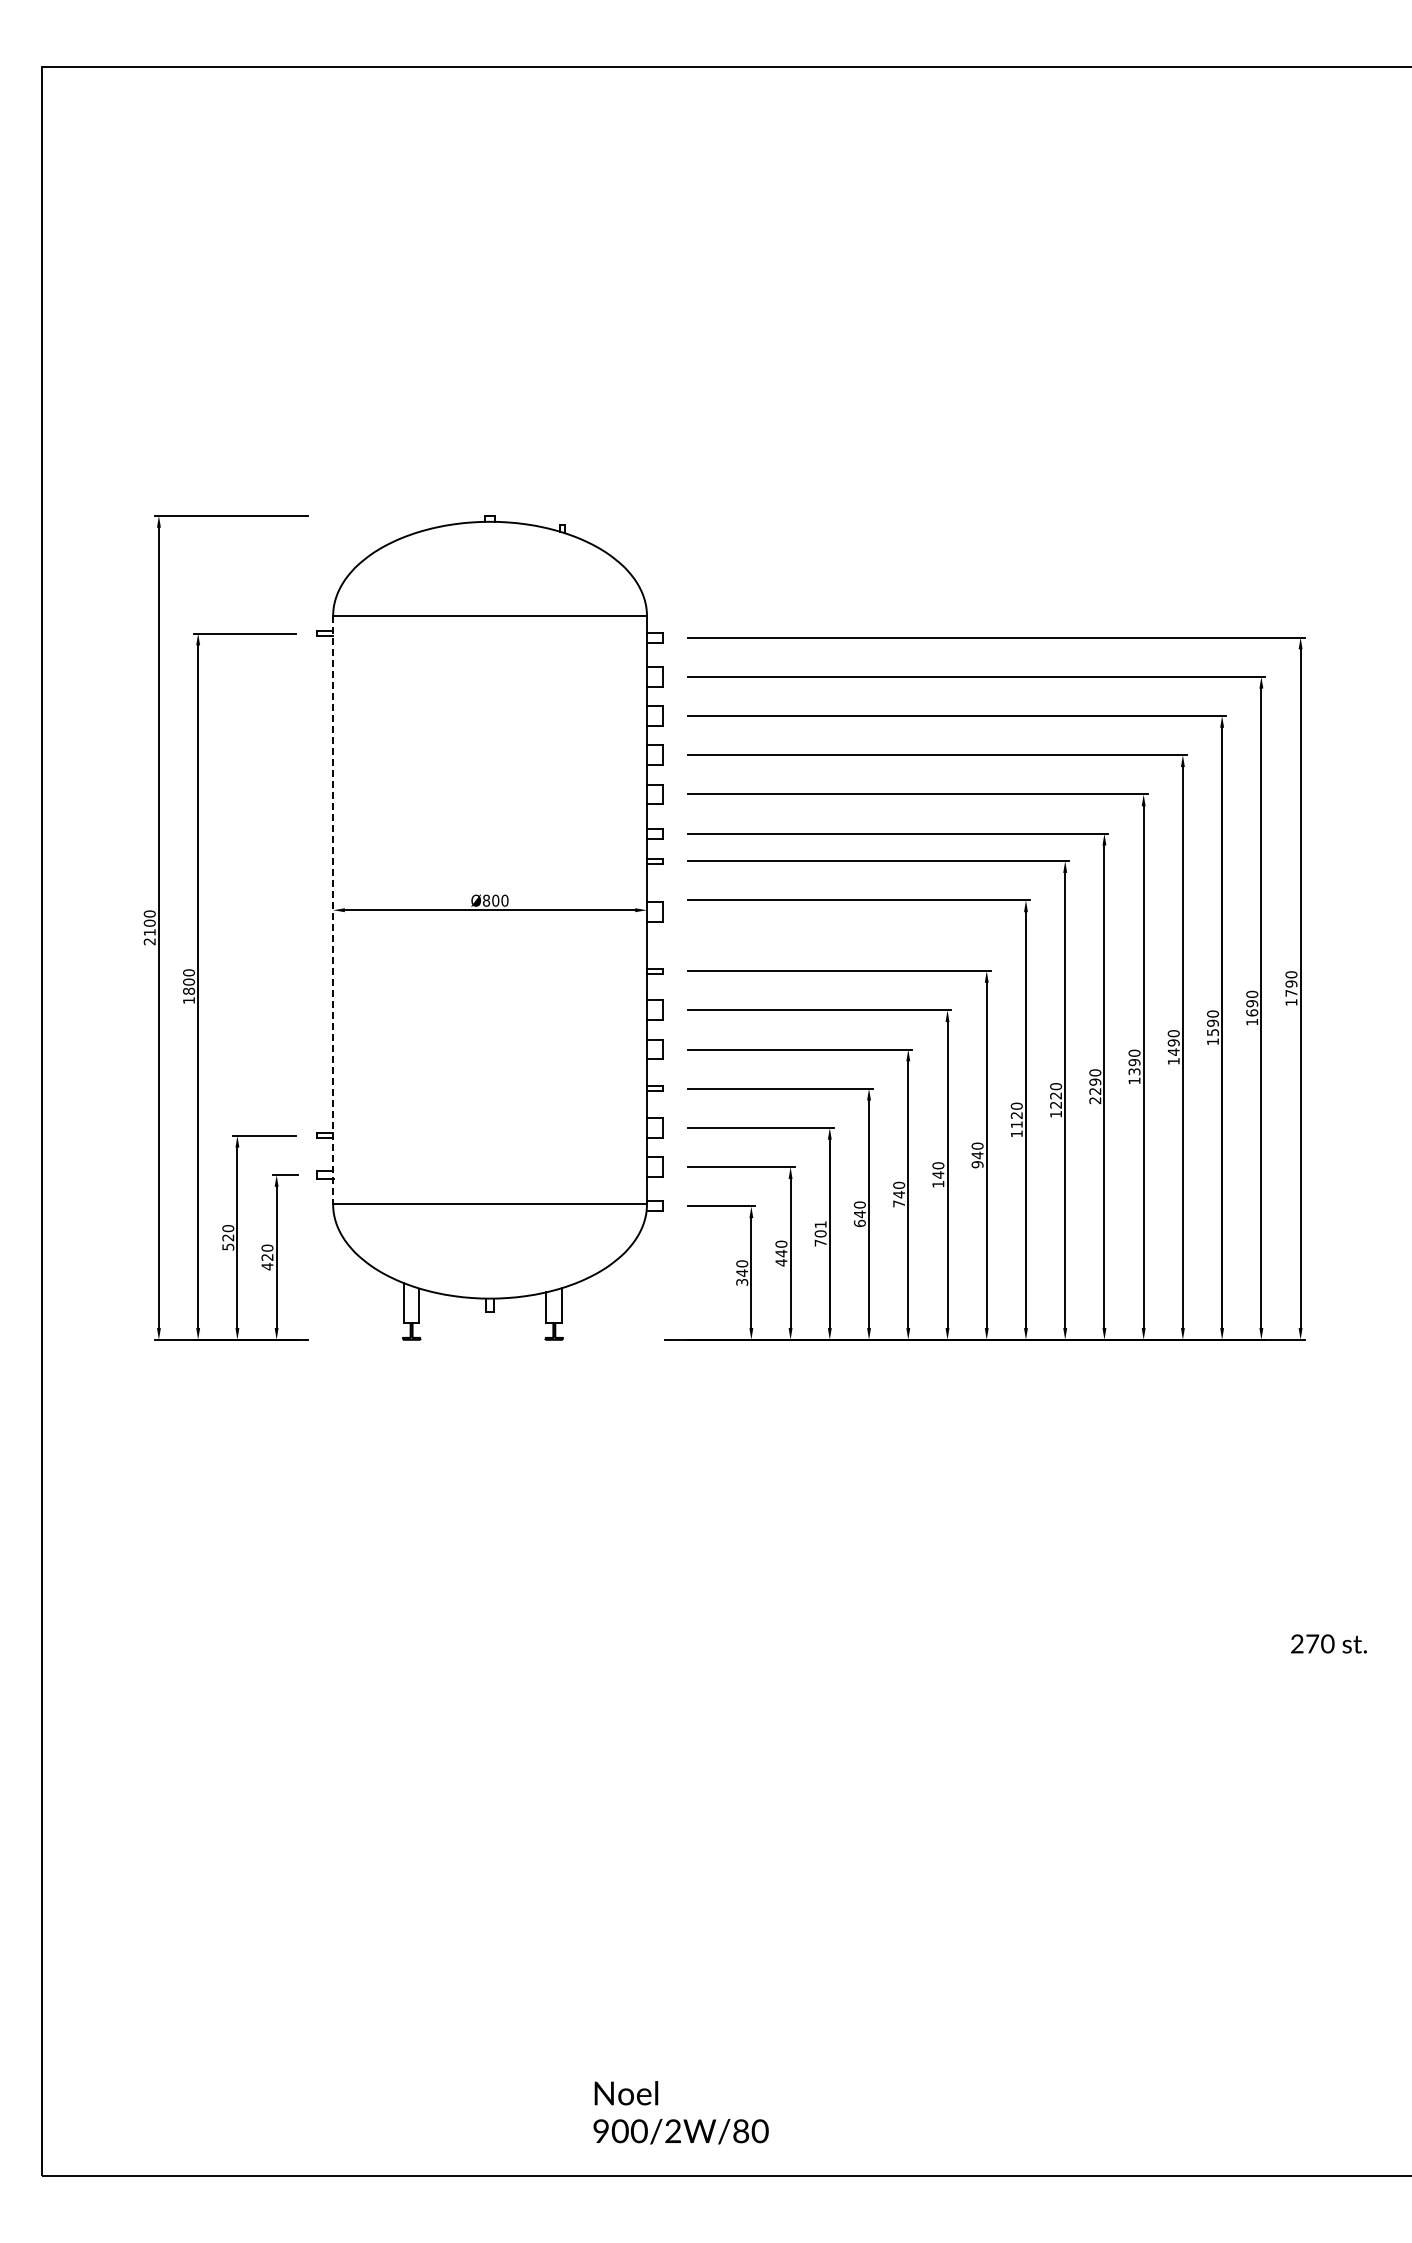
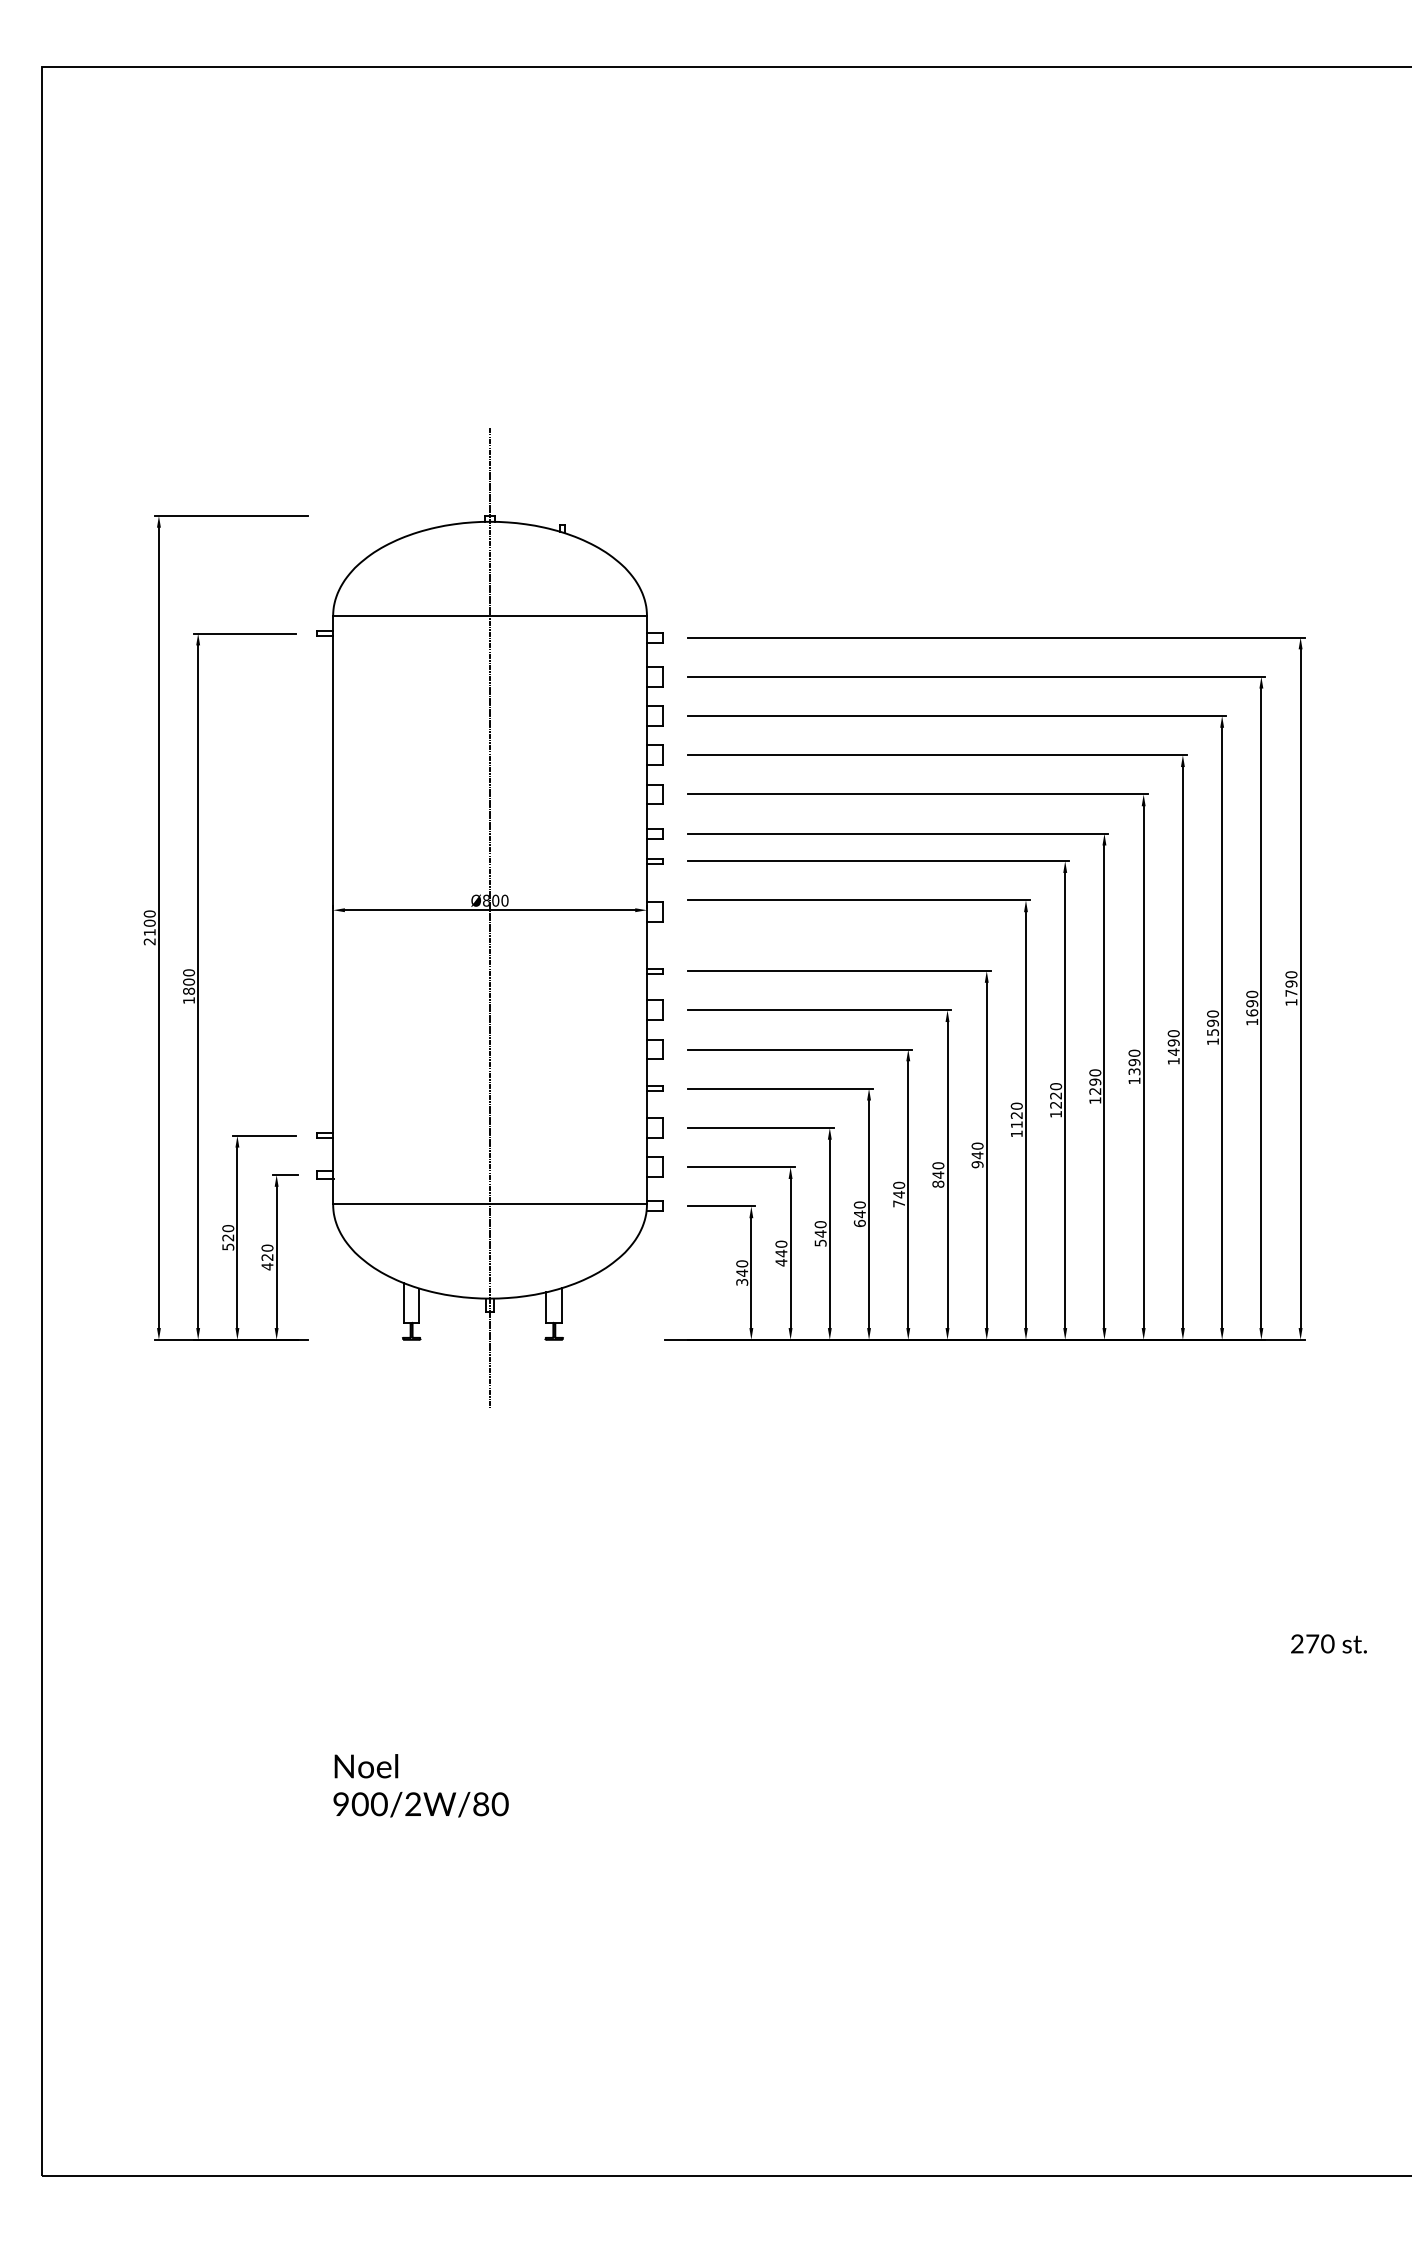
line: dashed -> solid (333, 910)
line: none -> present (490, 917)
text: 2290 -> 1290 (1095, 1100)
text: 140 -> 840 (938, 1183)
text: 701 -> 540 (820, 1233)
text position: (680, 2112) -> (420, 1785) (420, 1785)
